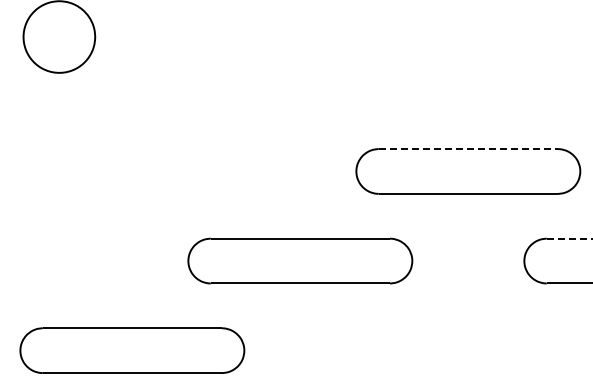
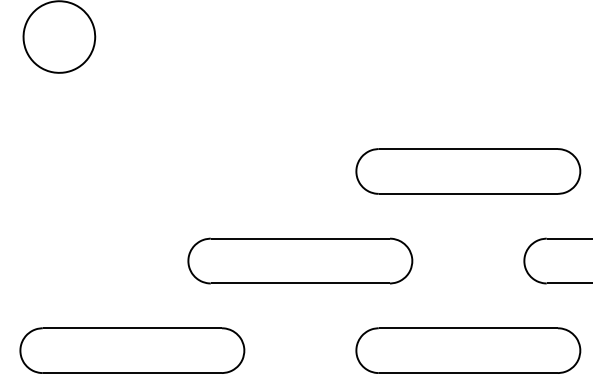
line: dashed -> solid (468, 149)
line: dashed -> solid (569, 238)
part: none -> present (468, 350)
